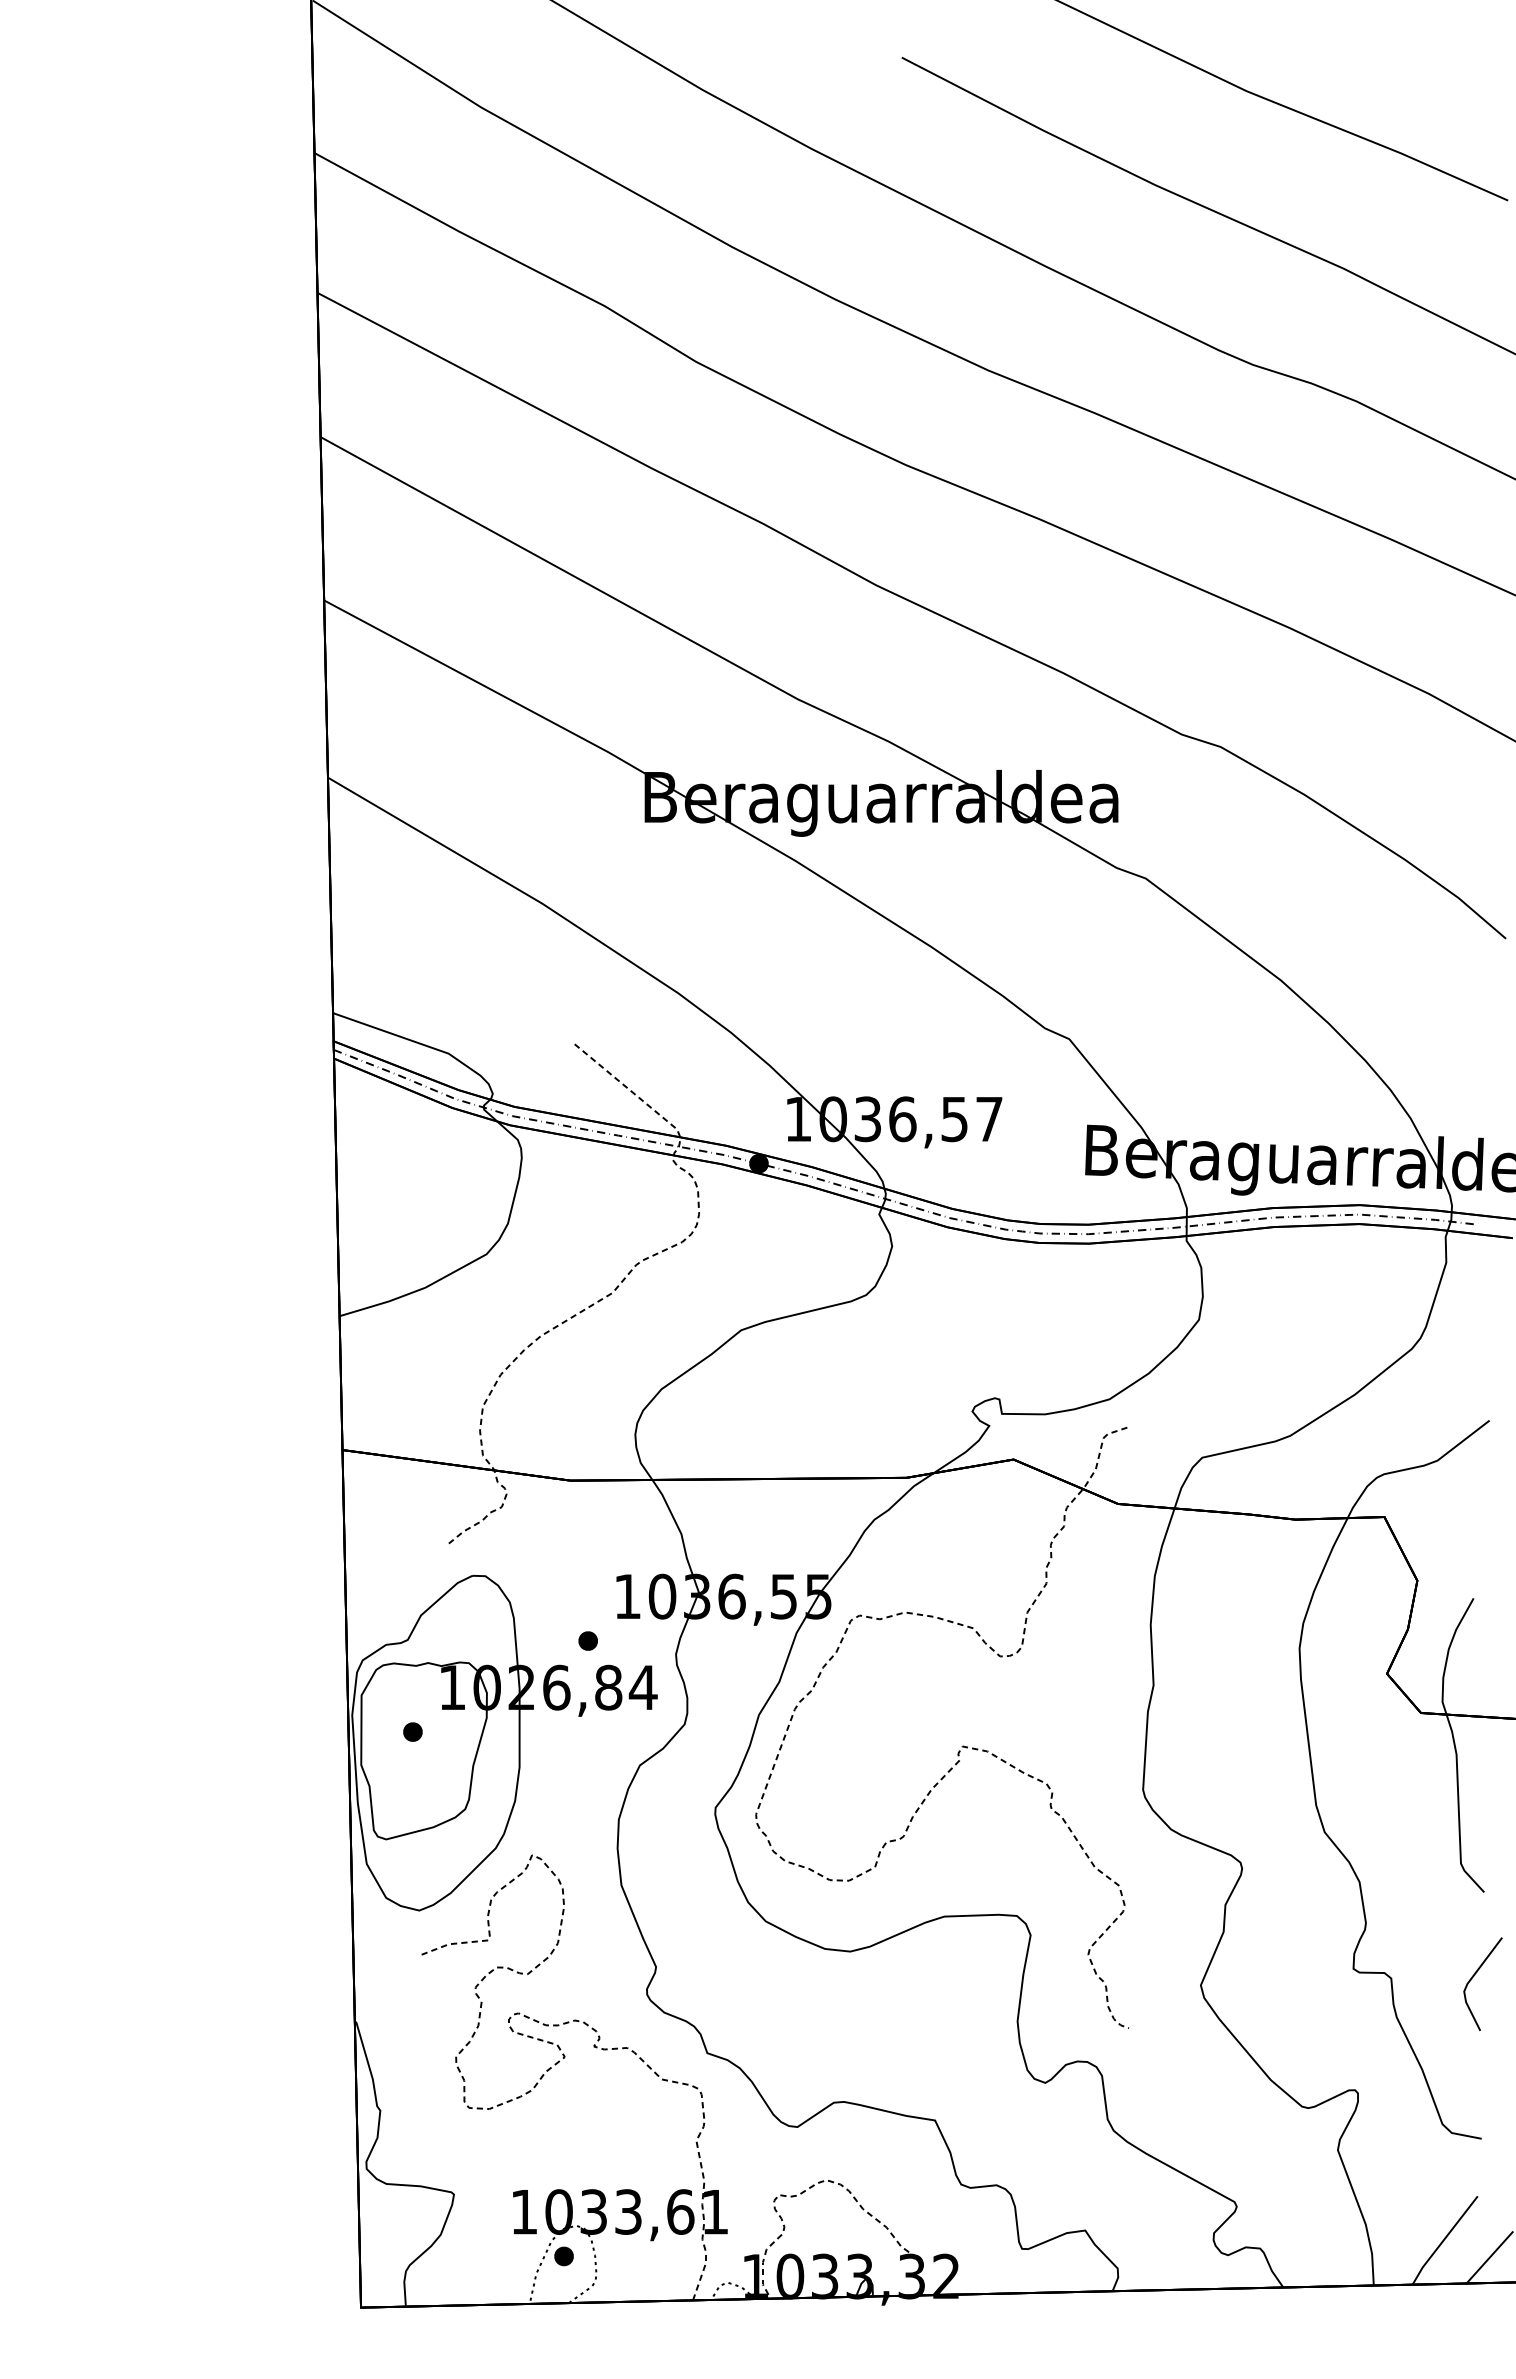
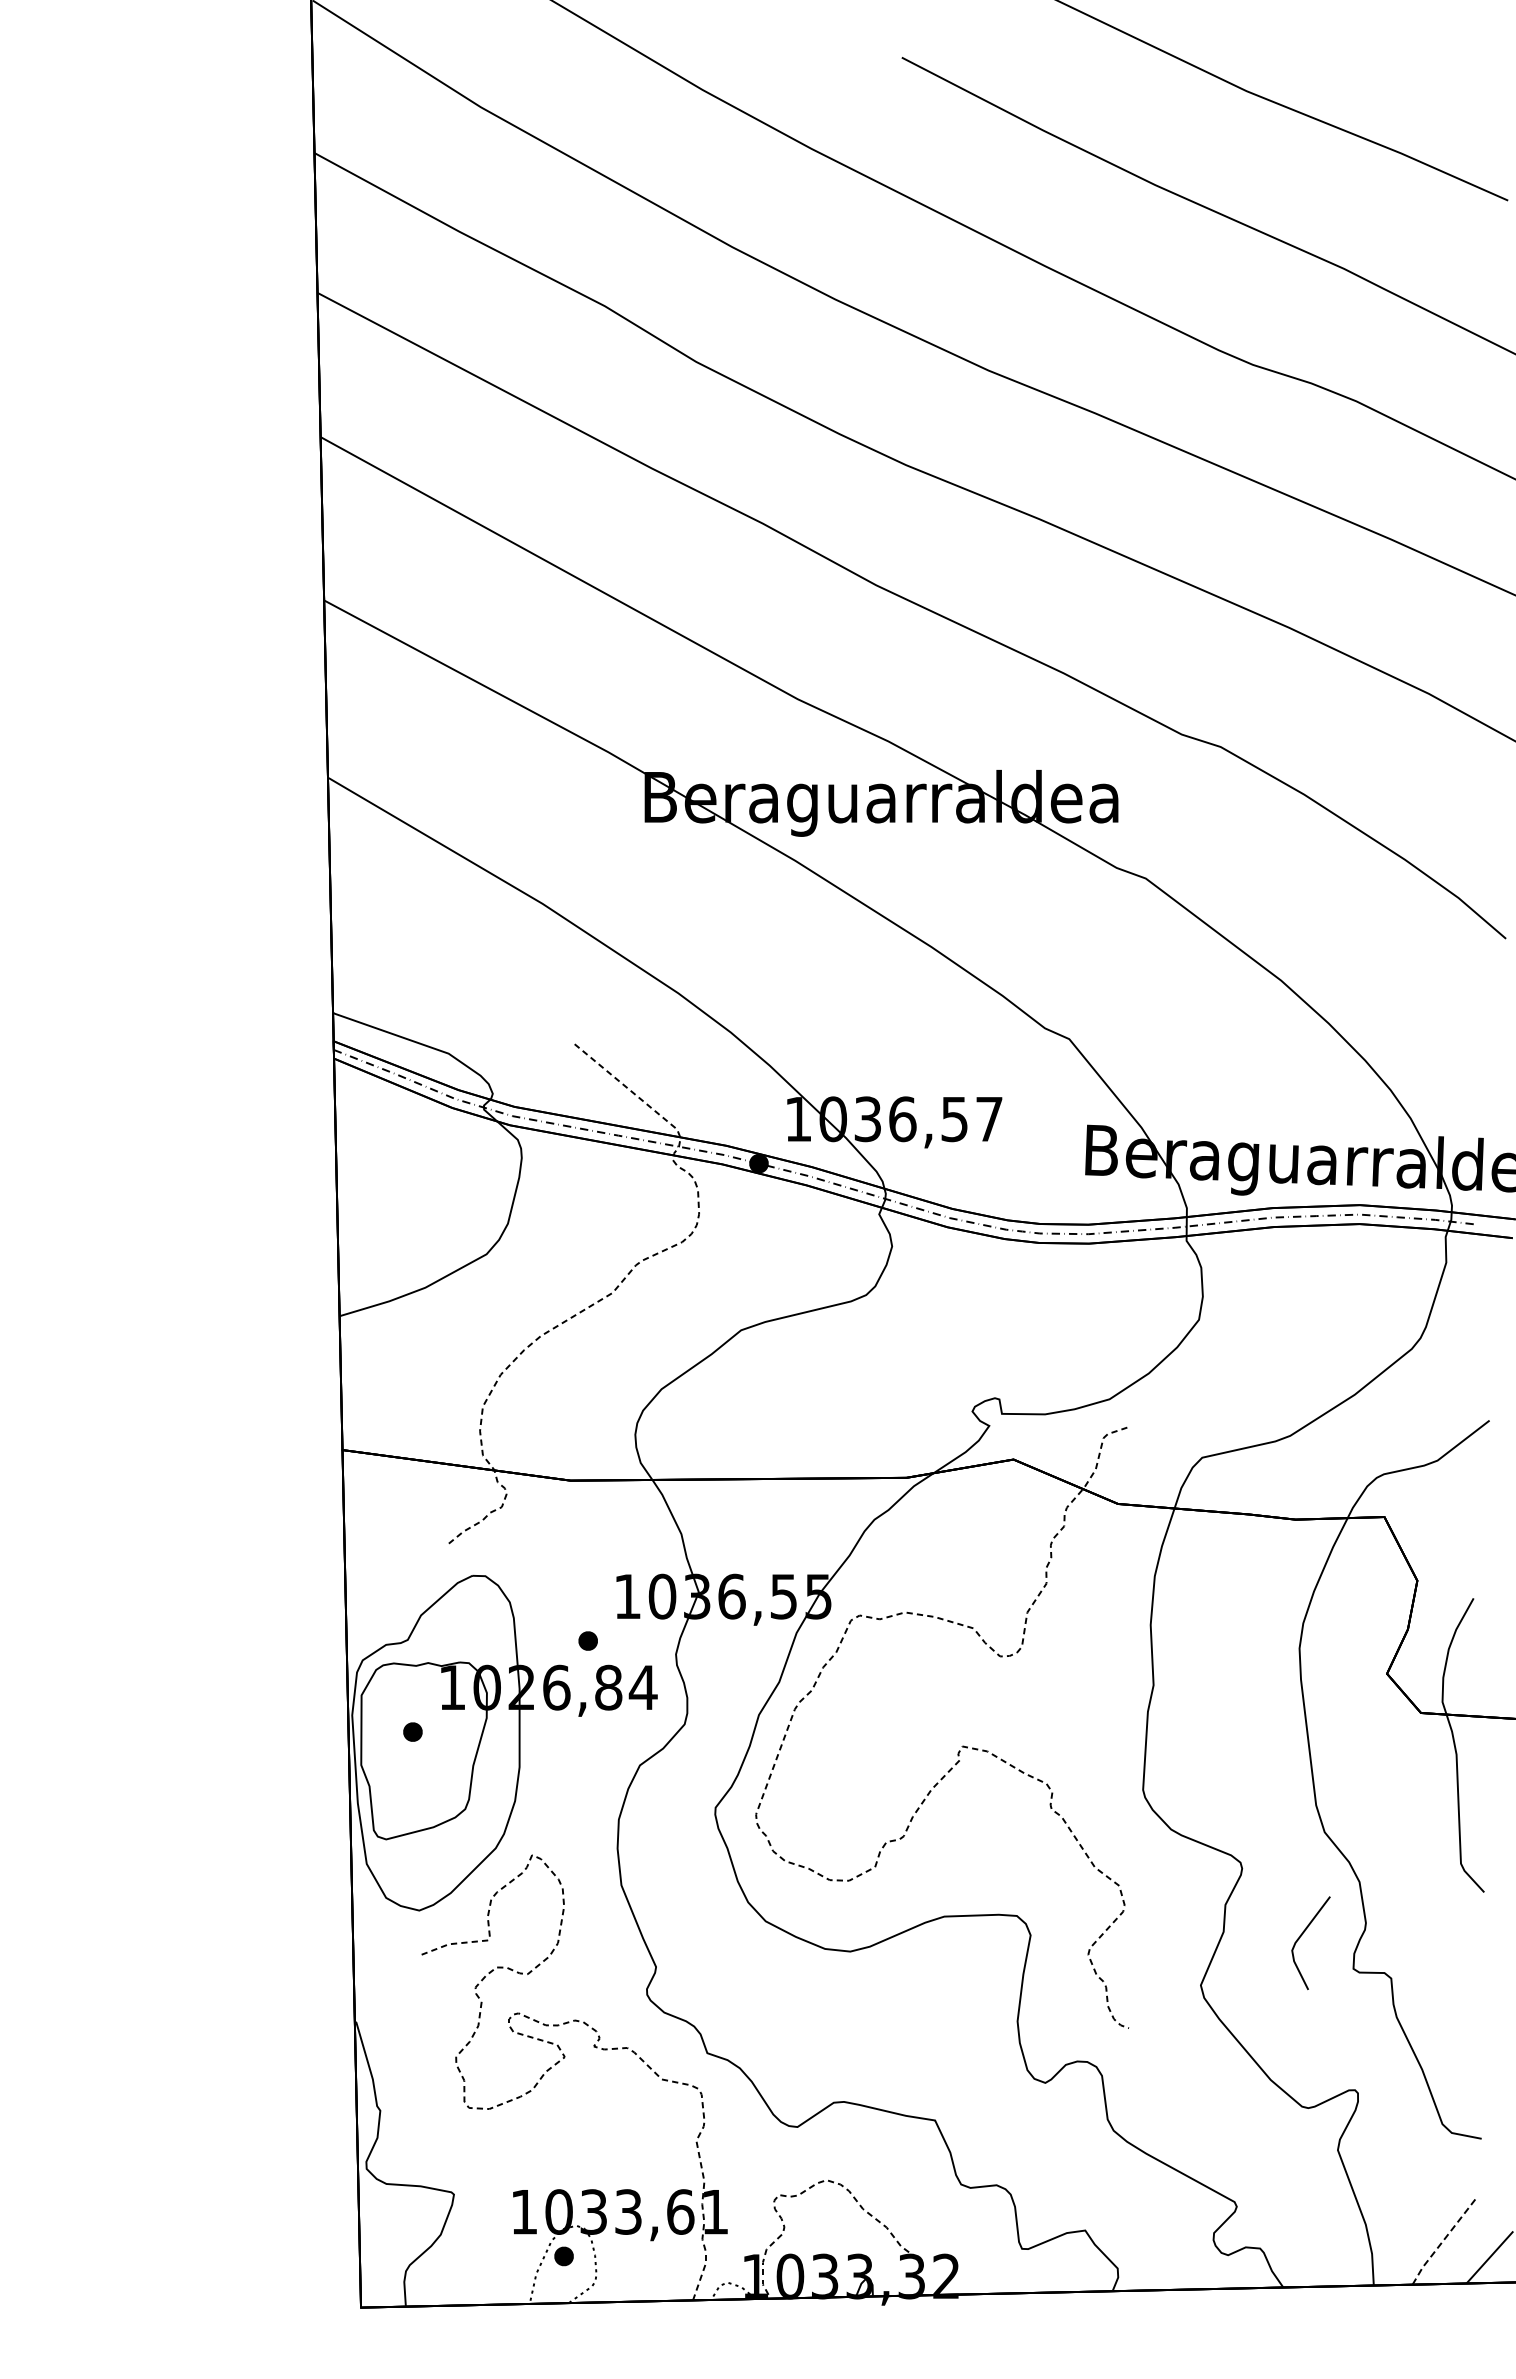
line position: (1474, 1976) -> (1302, 1935) (1302, 1935)
line: solid -> dashed (1443, 2240)
